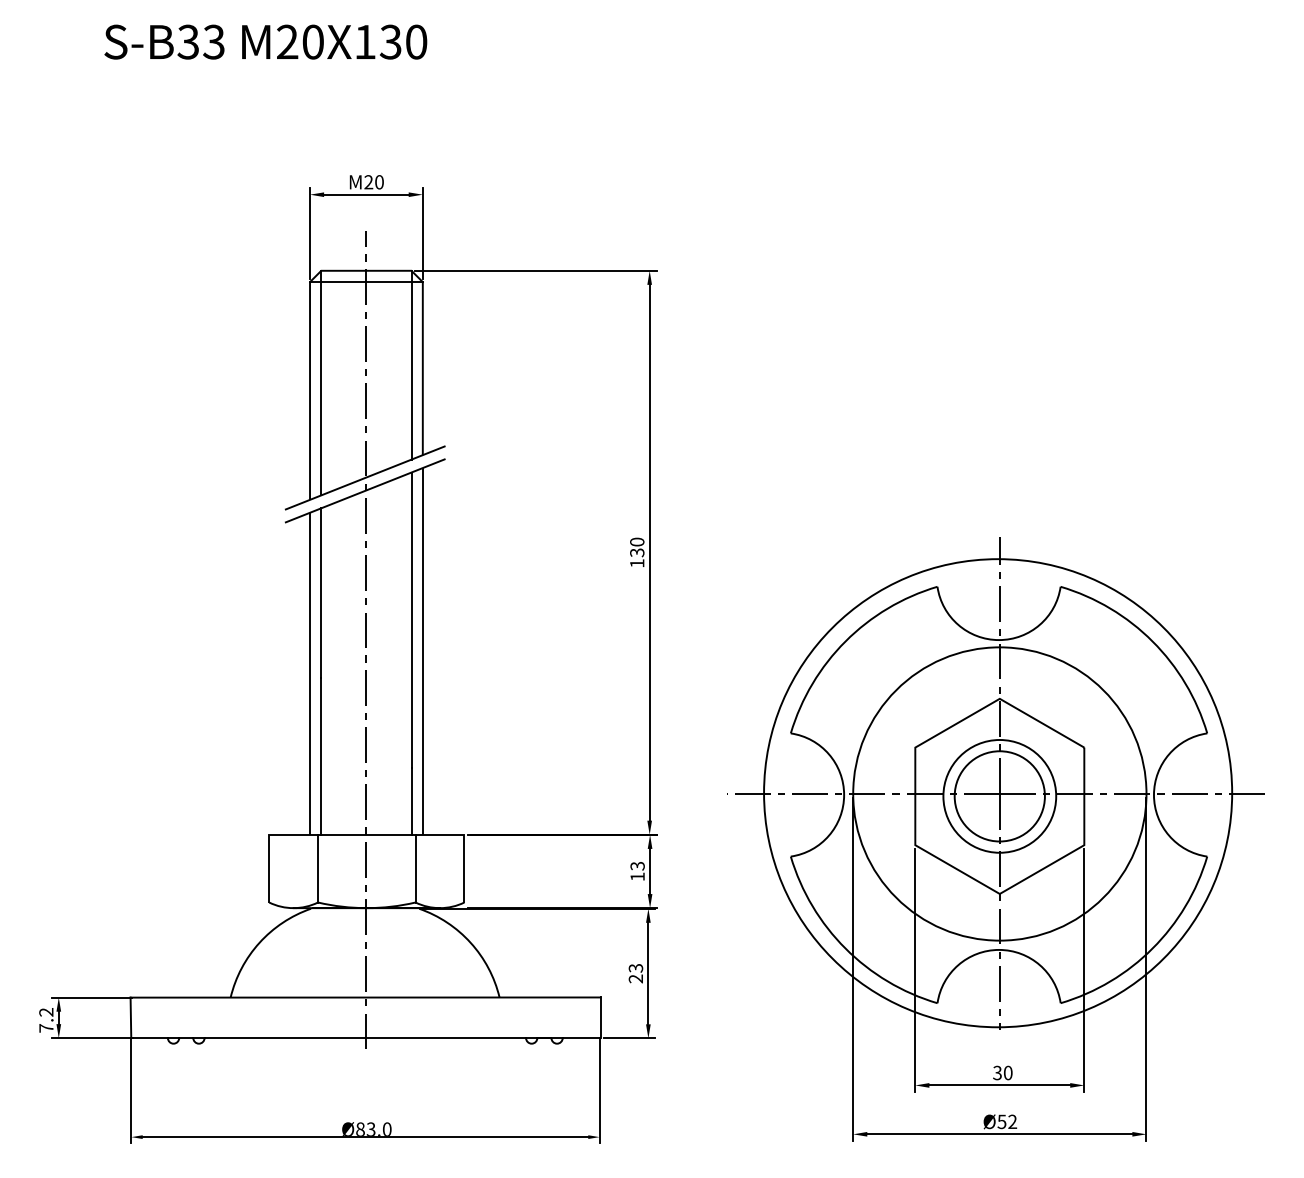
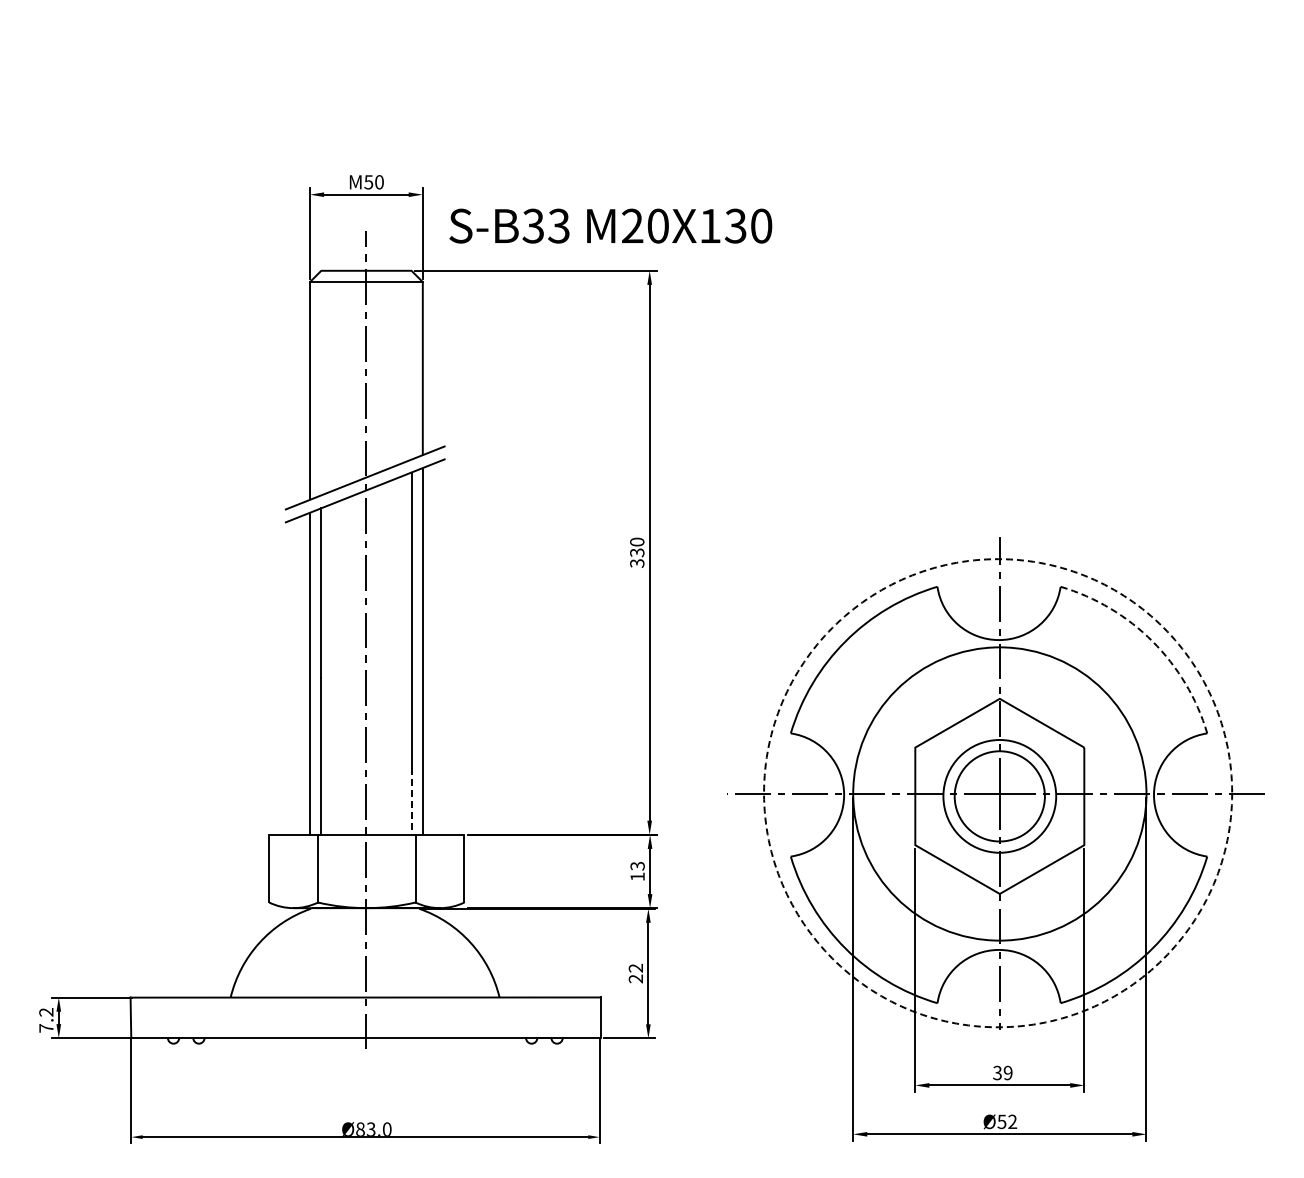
text position: (265, 41) -> (610, 225) (610, 225)
text: M20 -> M50 (368, 182)
line: present -> none (411, 364)
line: present -> none (321, 382)
text: 130 -> 330 (637, 563)
arc: solid -> dashed (1152, 641)
circle: solid -> dashed (998, 793)
line: solid -> dashed (411, 801)
text: 23 -> 22 (636, 967)
text: 30 -> 39 (1007, 1073)
